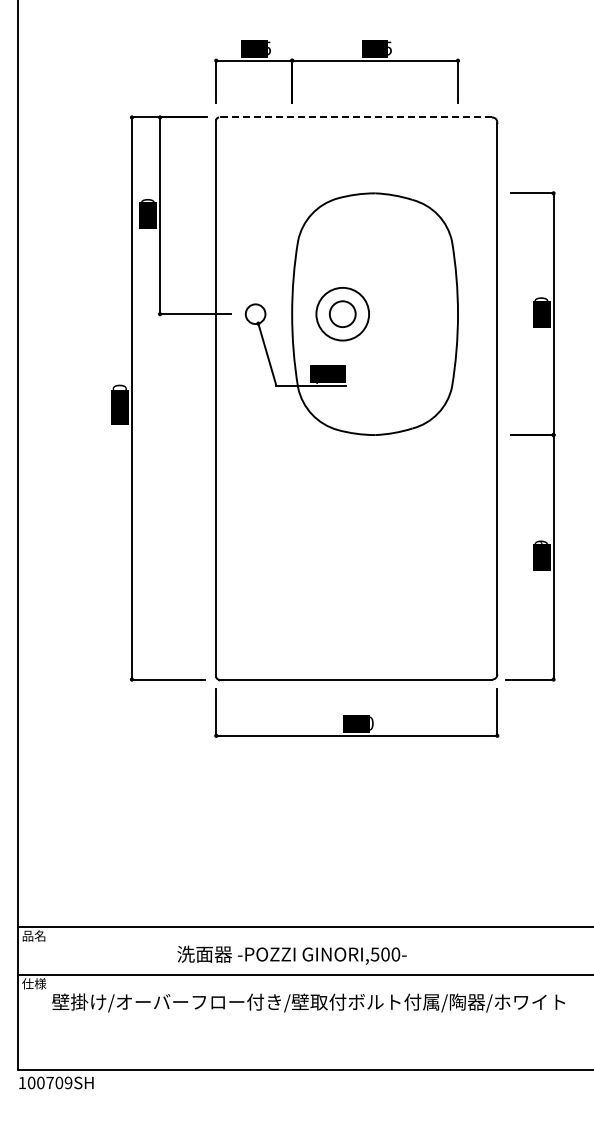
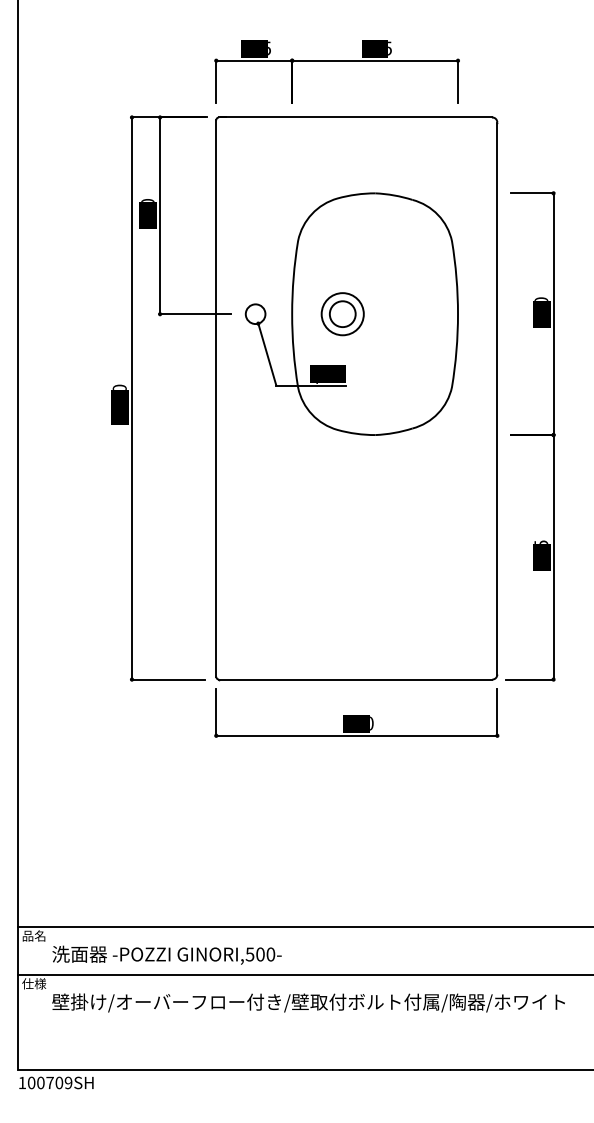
line: dashed -> solid (355, 117)
circle diameter: 53 px -> 42 px (342, 314)
text: 439 -> 435 (541, 541)
text position: (291, 954) -> (166, 954) (166, 954)
